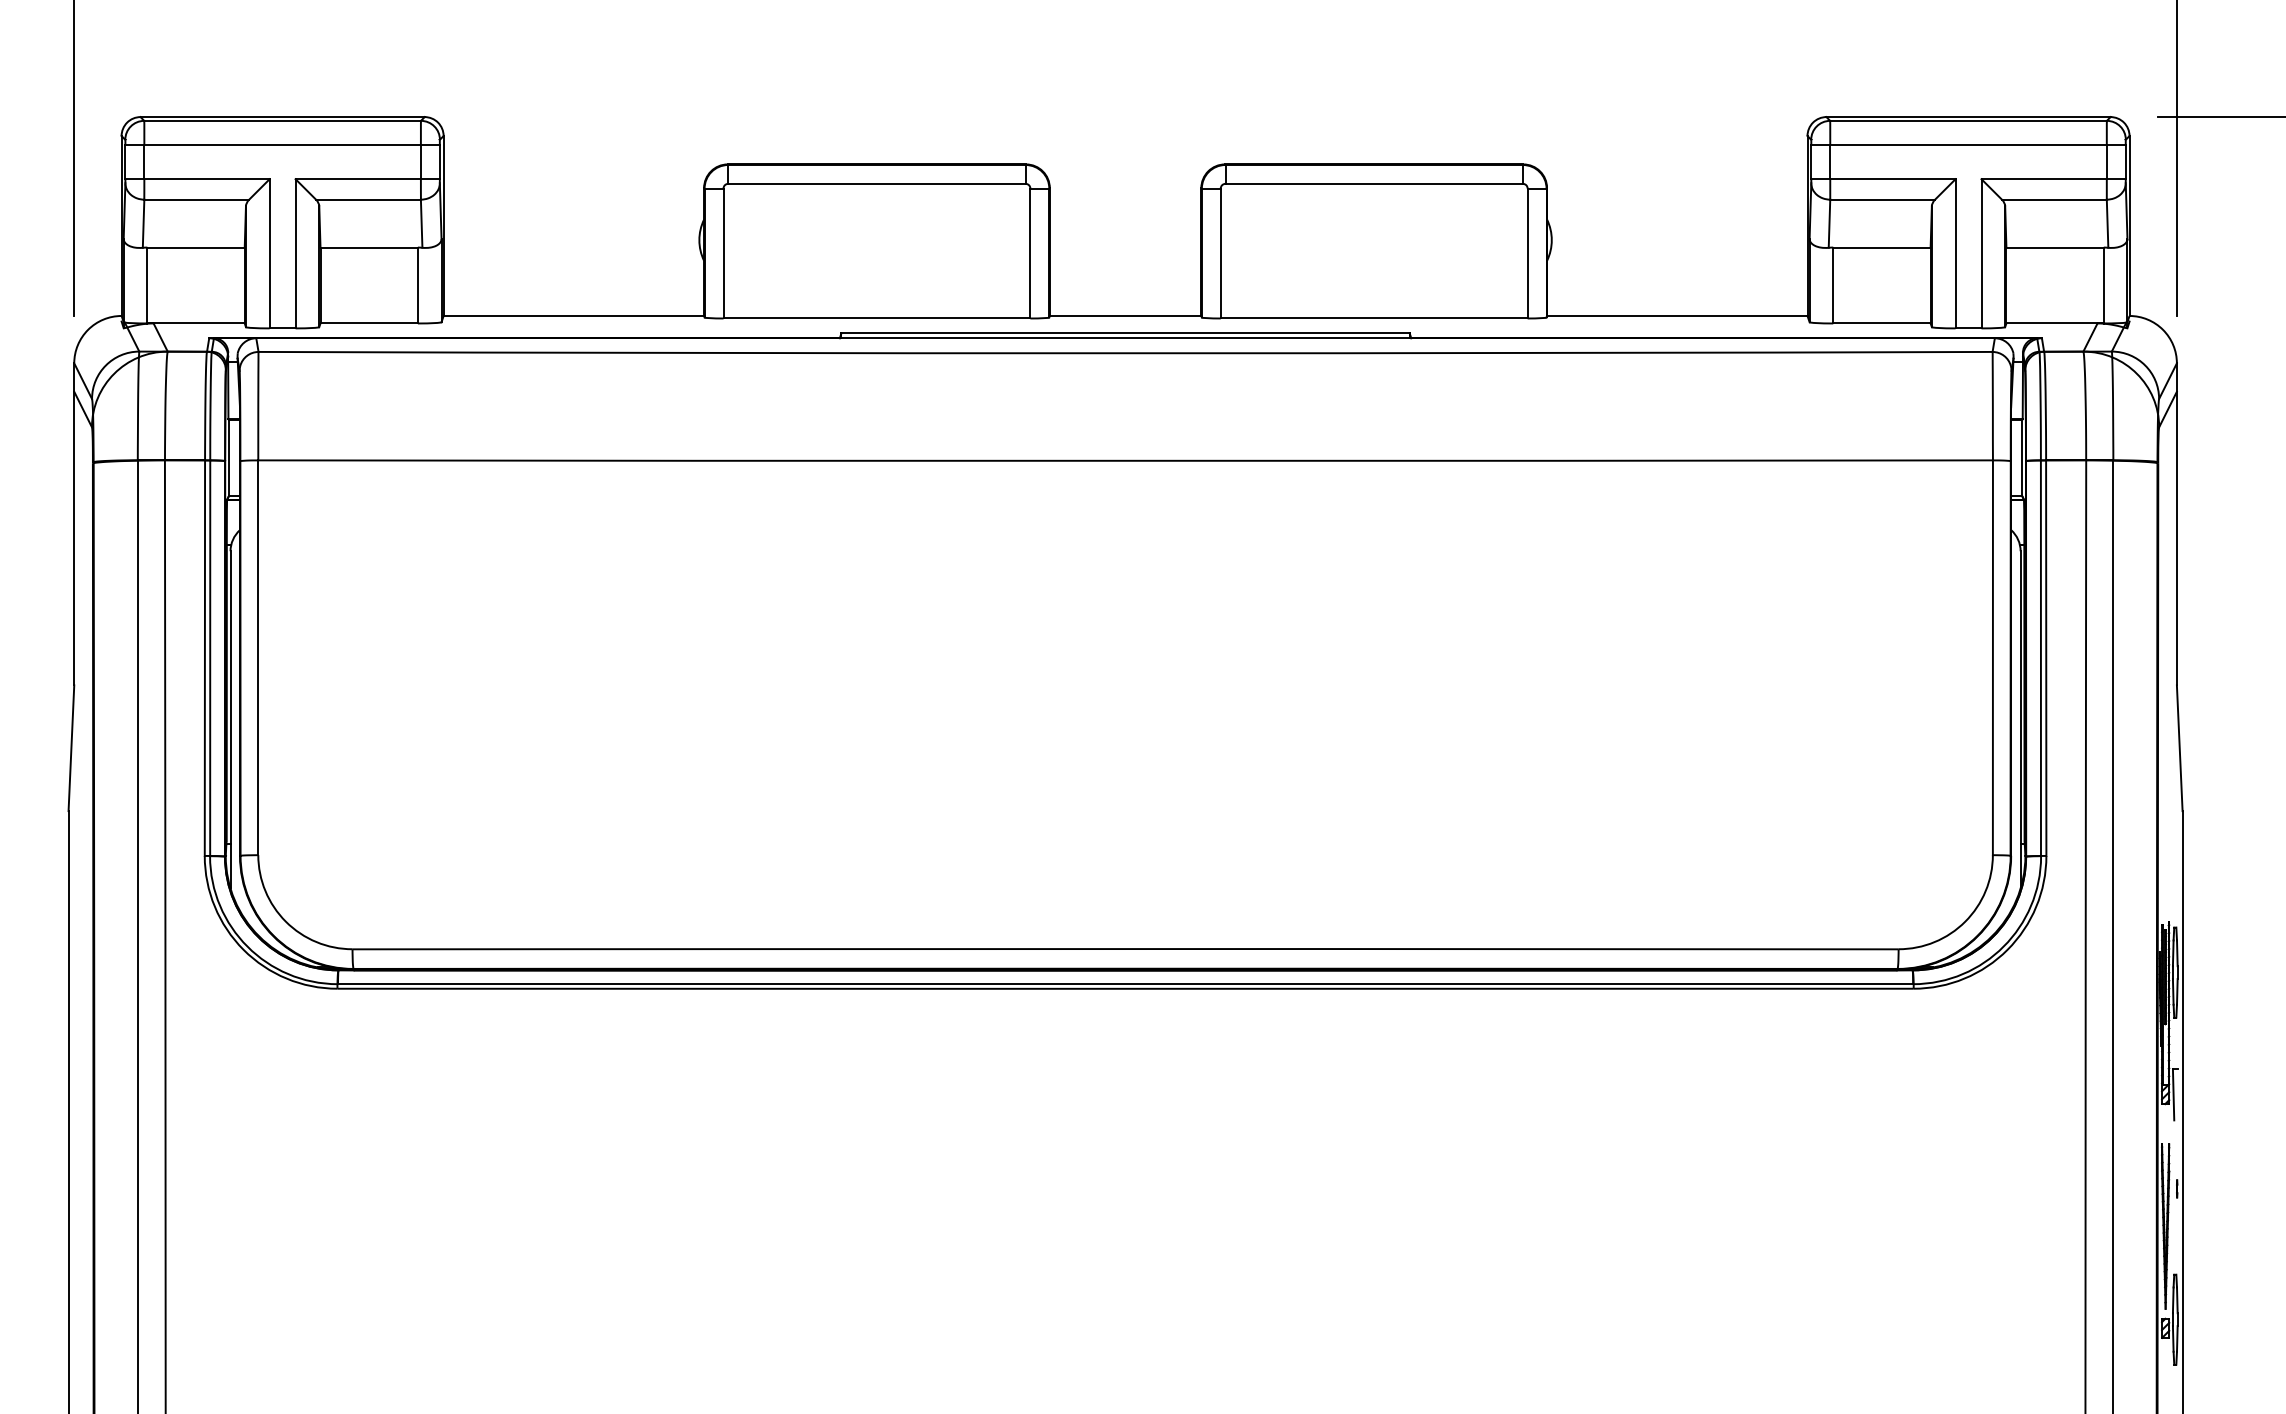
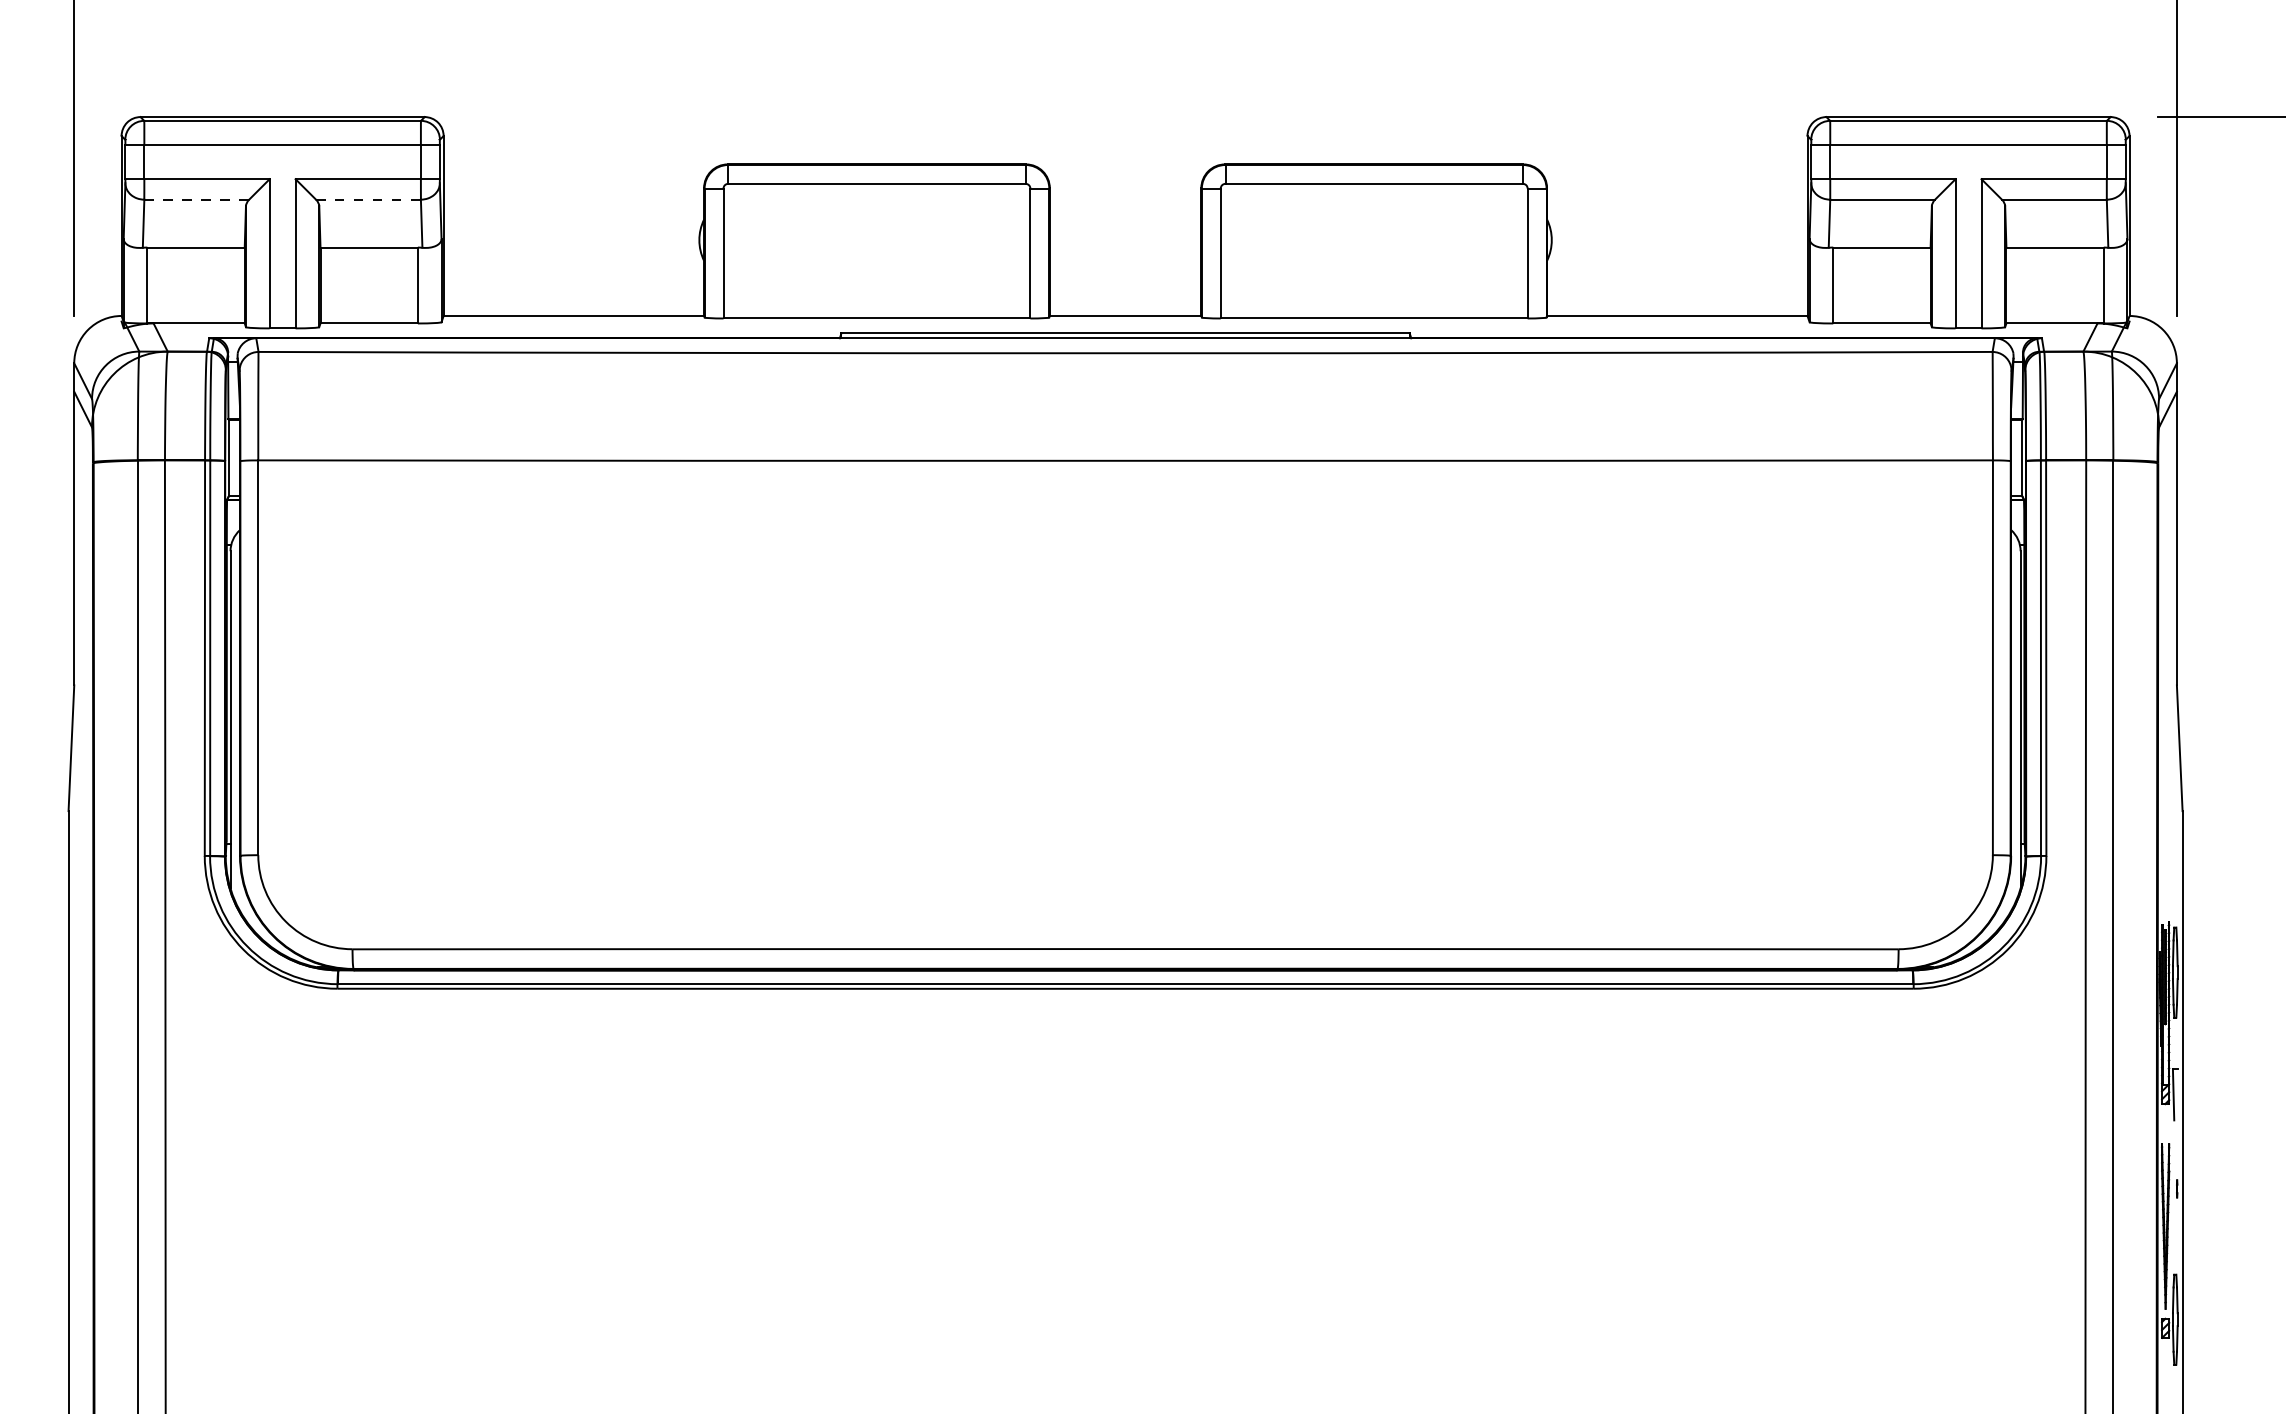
line: solid -> dashed (197, 199)
line: solid -> dashed (368, 199)
